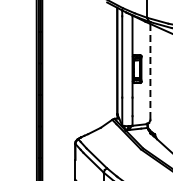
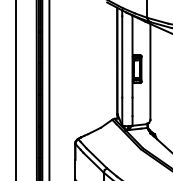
line: dashed -> solid (150, 71)
line: none -> present (16, 89)
line: none -> present (49, 89)
